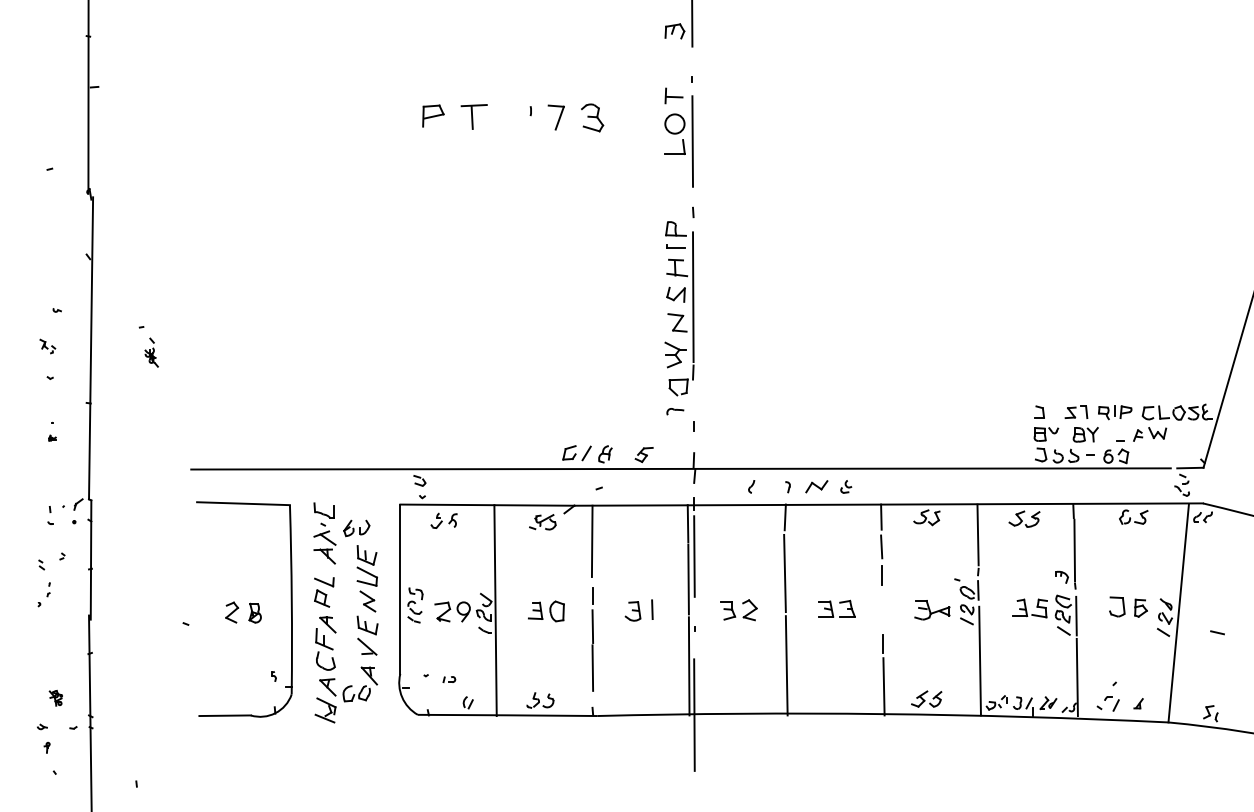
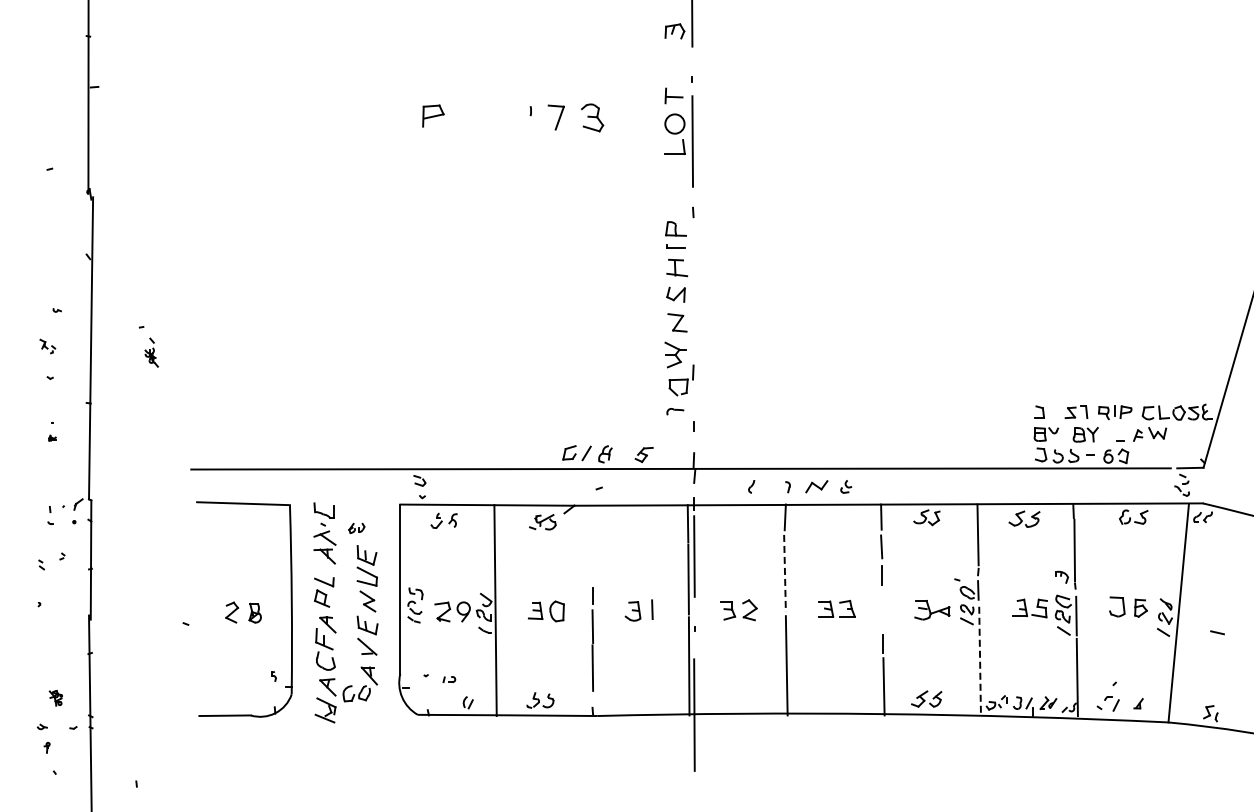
part: present -> none (473, 116)
line: present -> none (693, 297)
part size: 28x19 px -> 18x12 px (356, 527)
line: present -> none (591, 541)
line: solid -> dashed (785, 573)
part: present -> none (48, 589)
line: solid -> dashed (980, 661)
